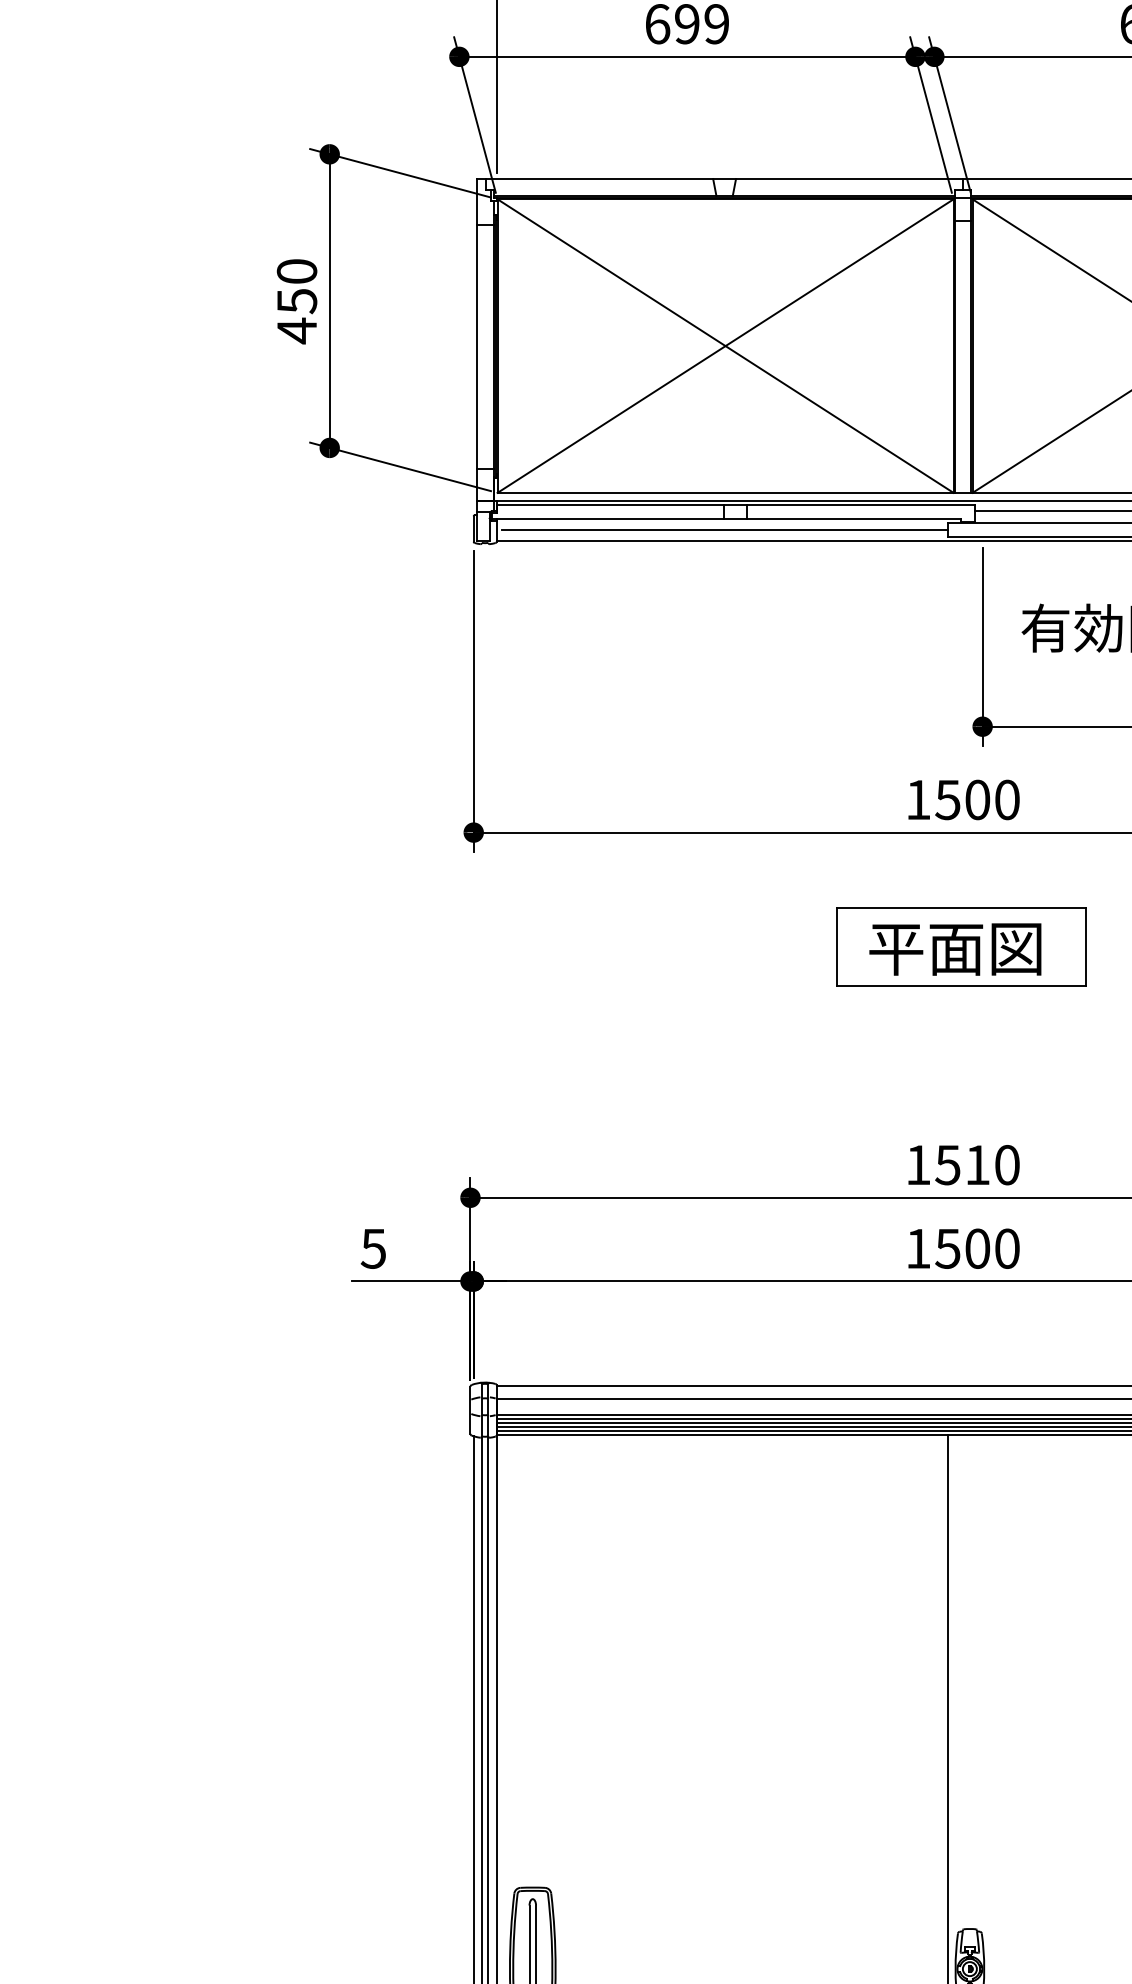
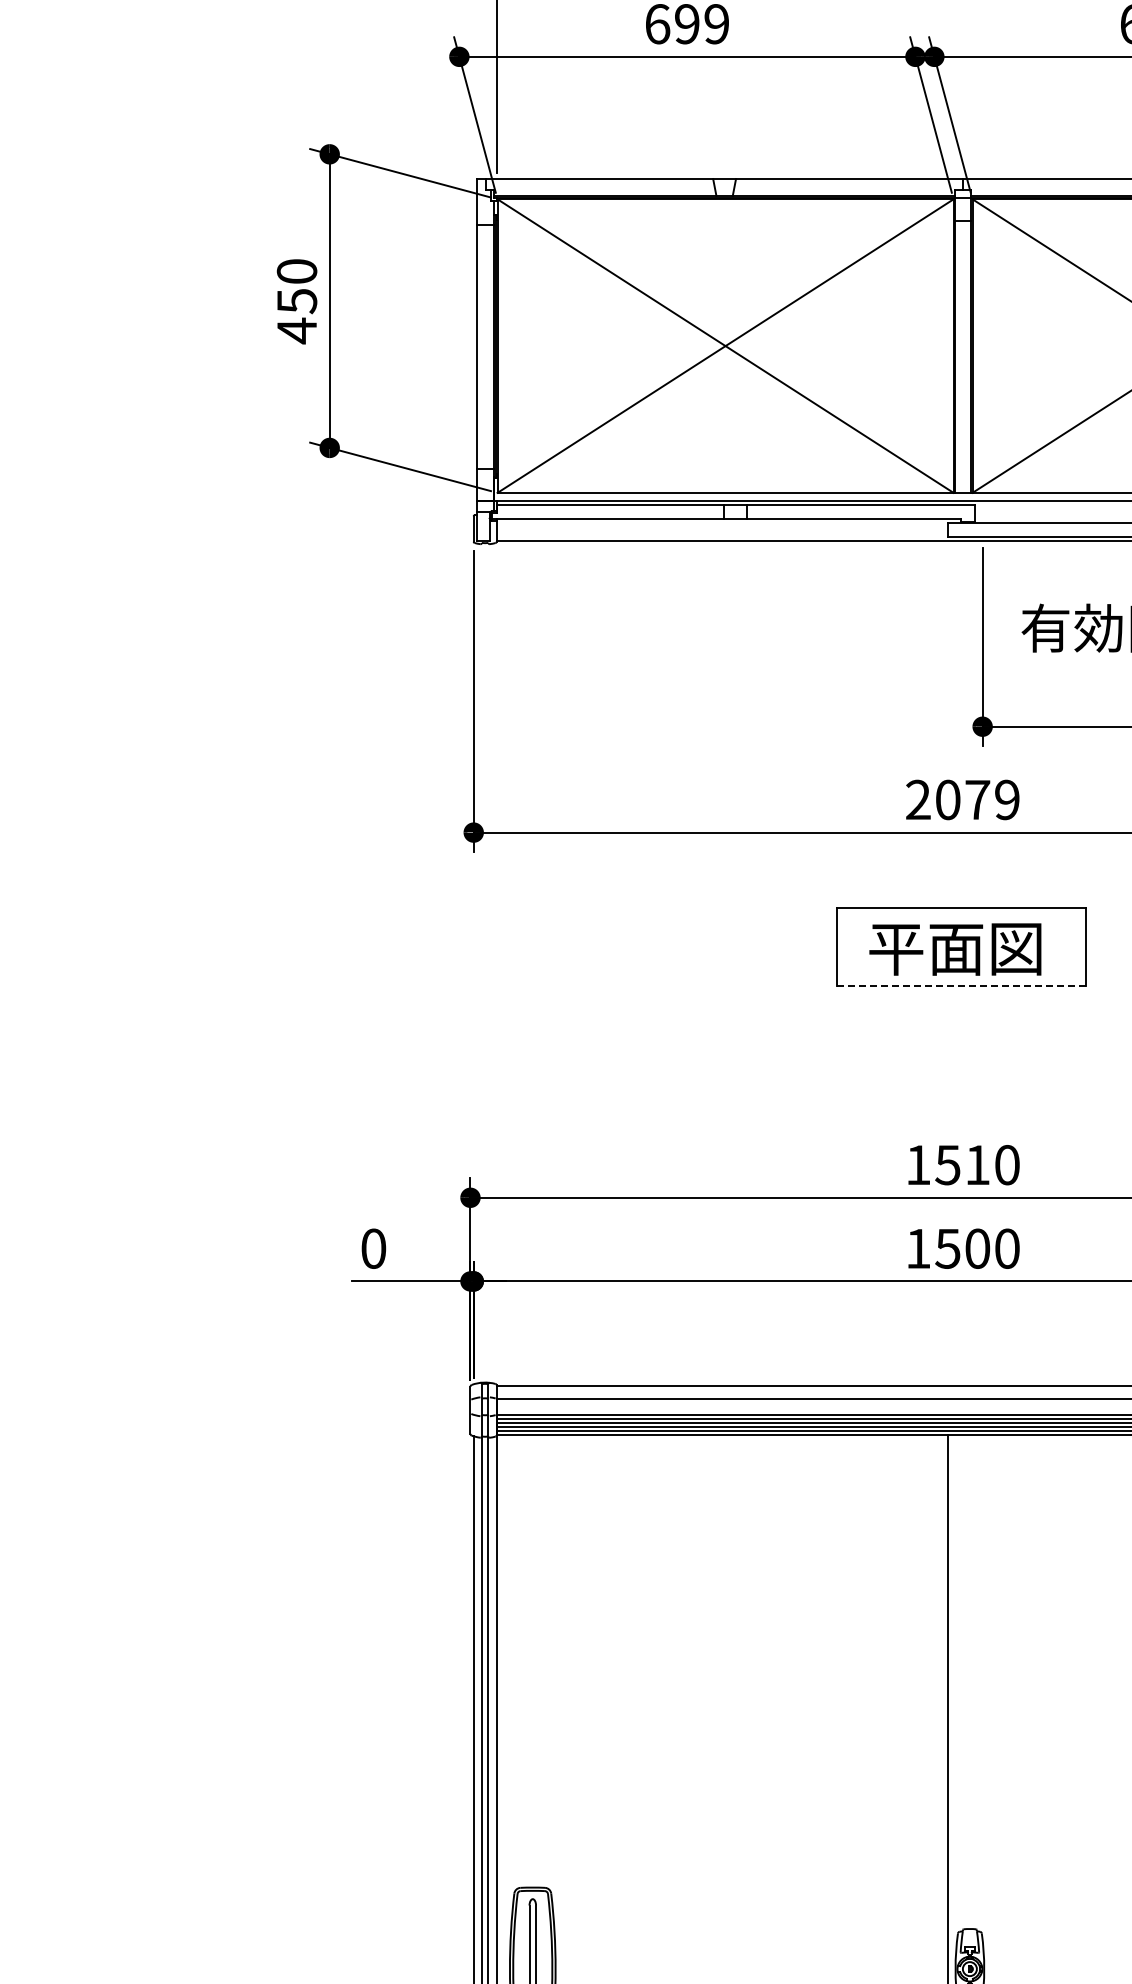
line: present -> none (1051, 511)
line: present -> none (724, 529)
text: 1500 -> 2079 (962, 799)
line: solid -> dashed (961, 986)
text: 5 -> 0 (373, 1248)
